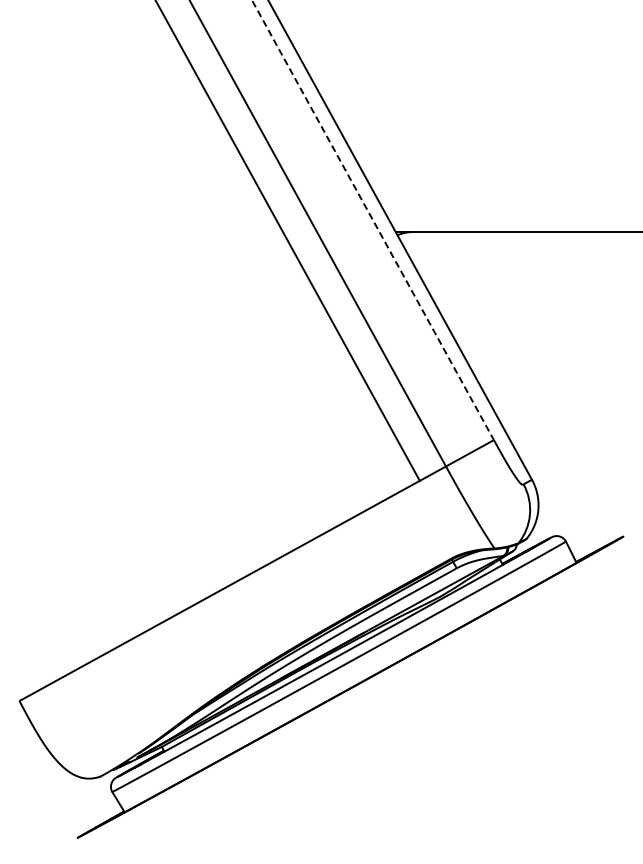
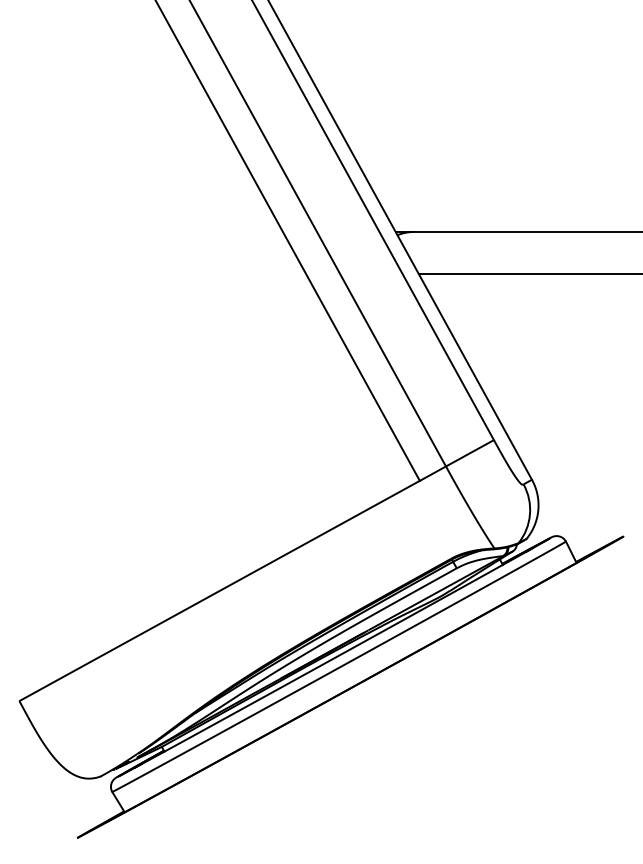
line: dashed -> solid (373, 220)
line: none -> present (529, 274)
